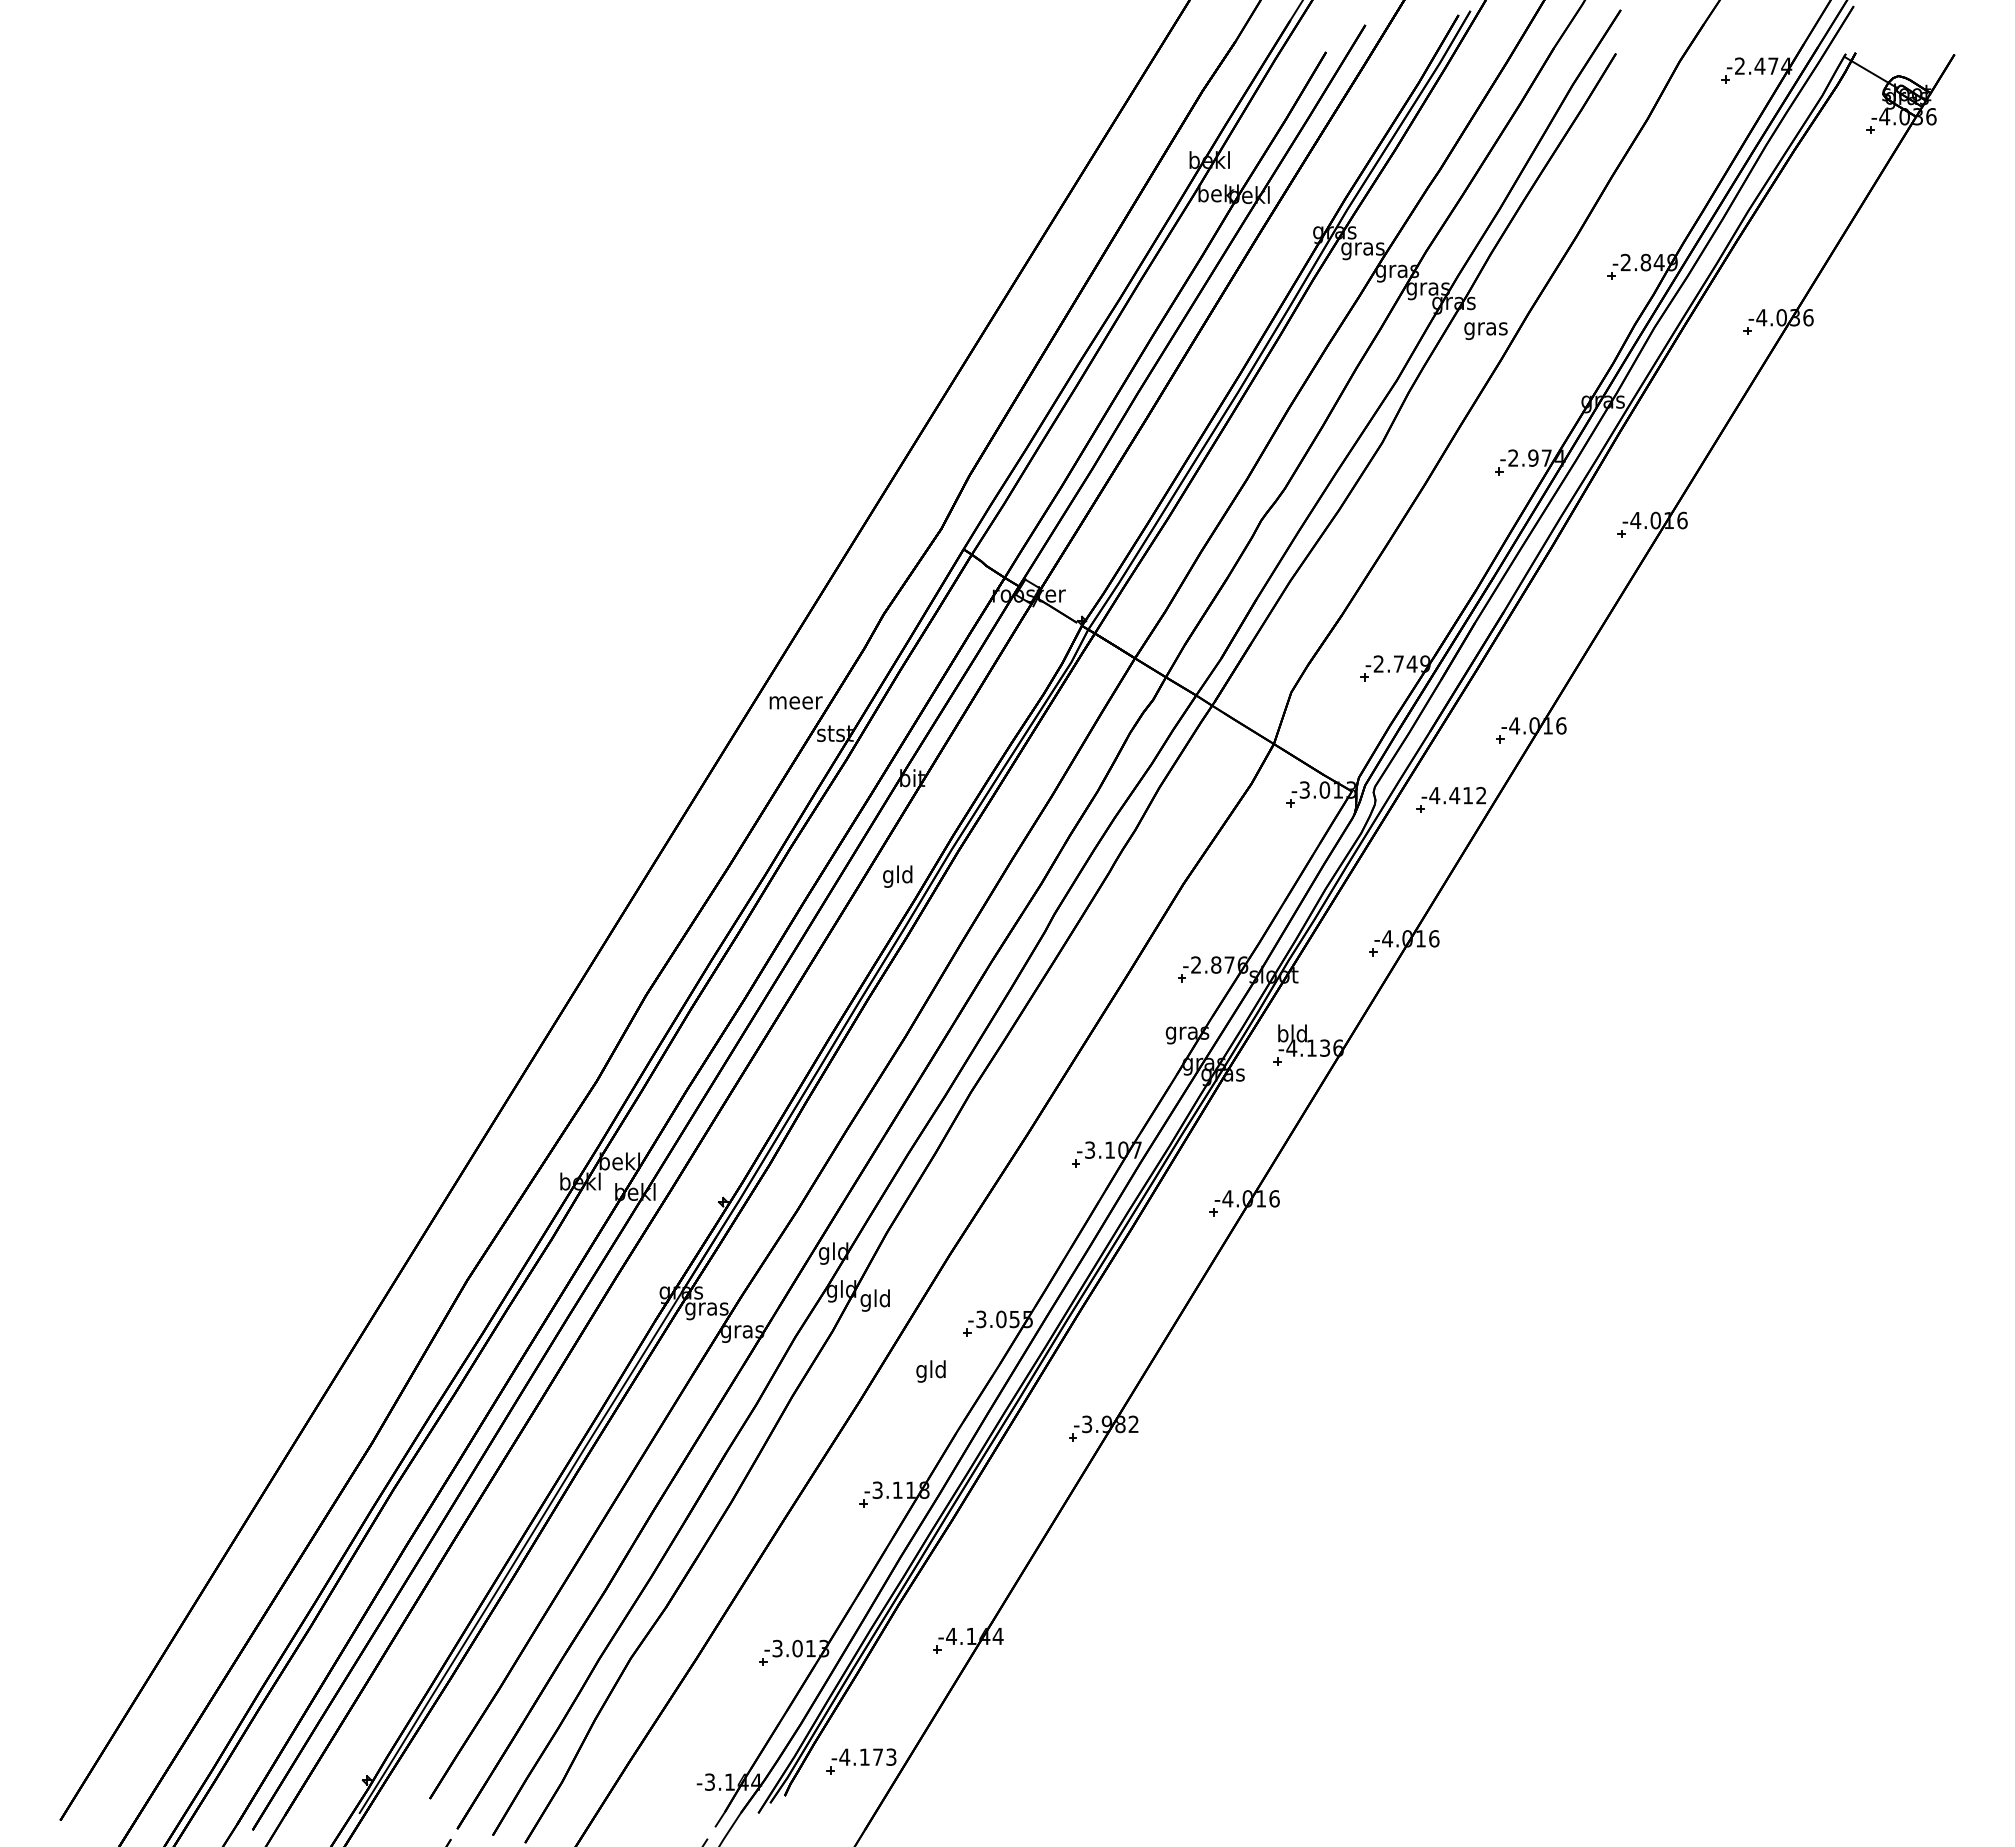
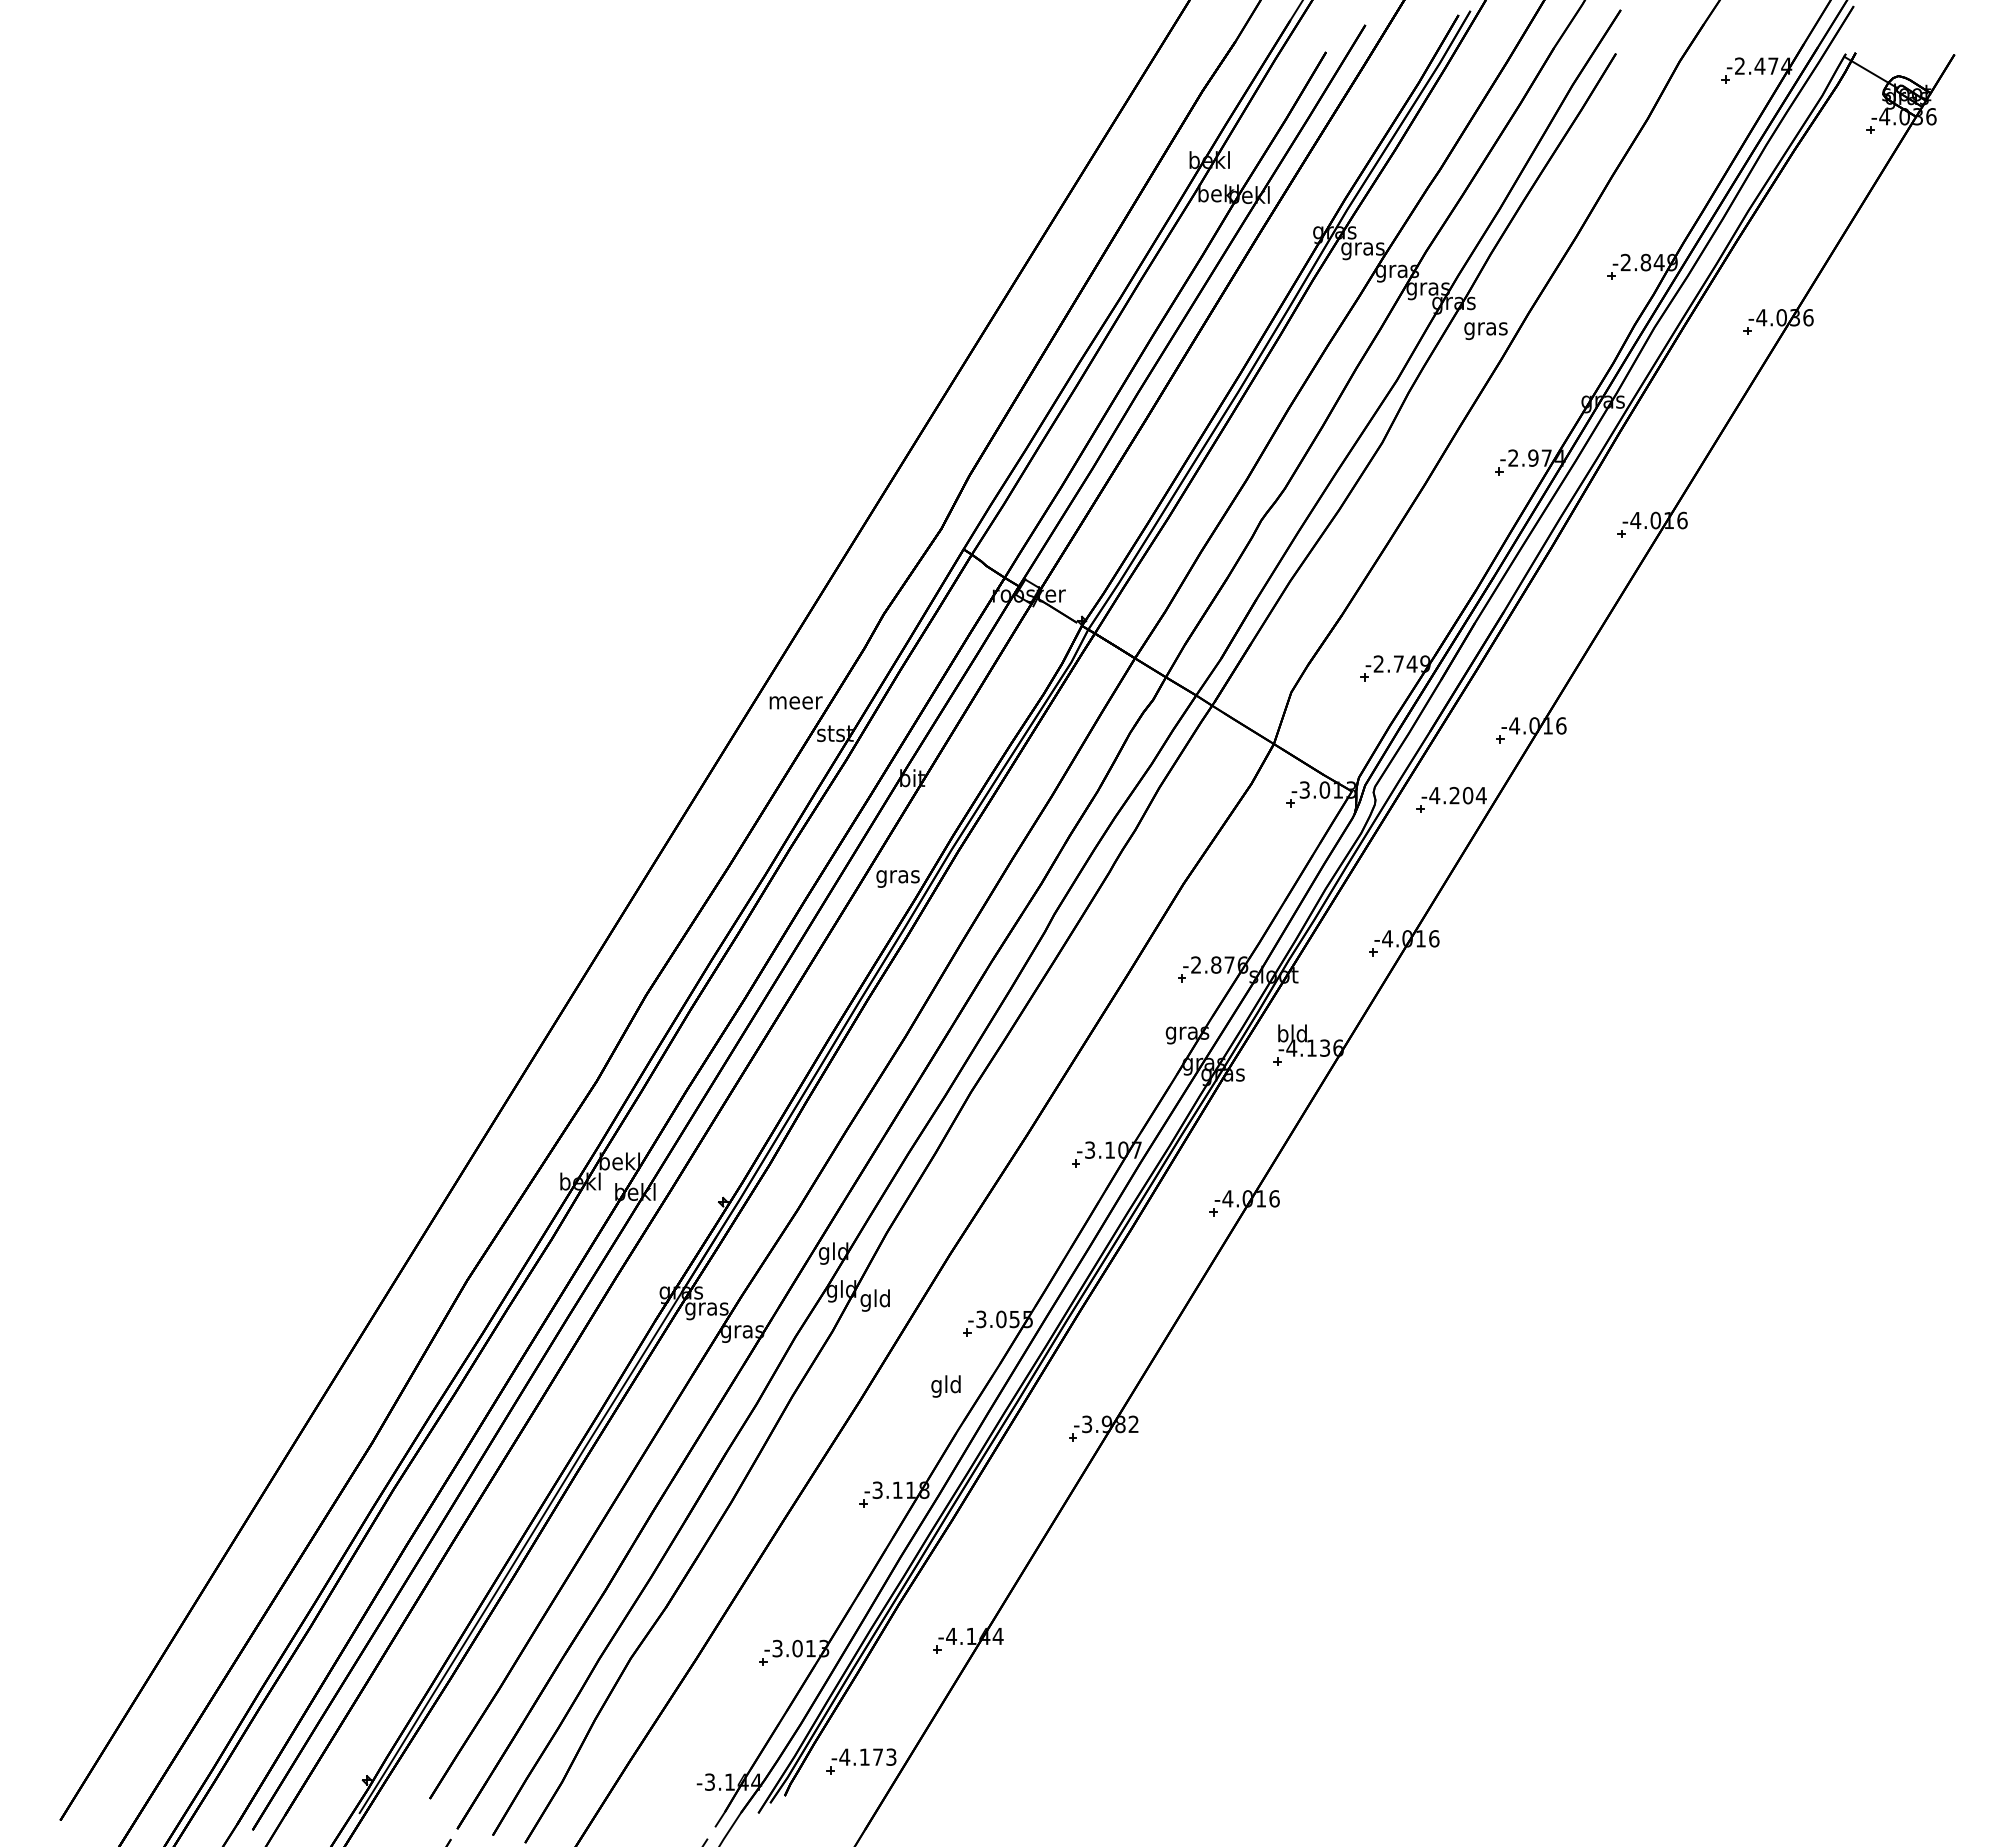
text: -4.412 -> -4.204 (1467, 795)
text: gld -> gras (897, 876)
text position: (930, 1371) -> (945, 1386) (945, 1386)
